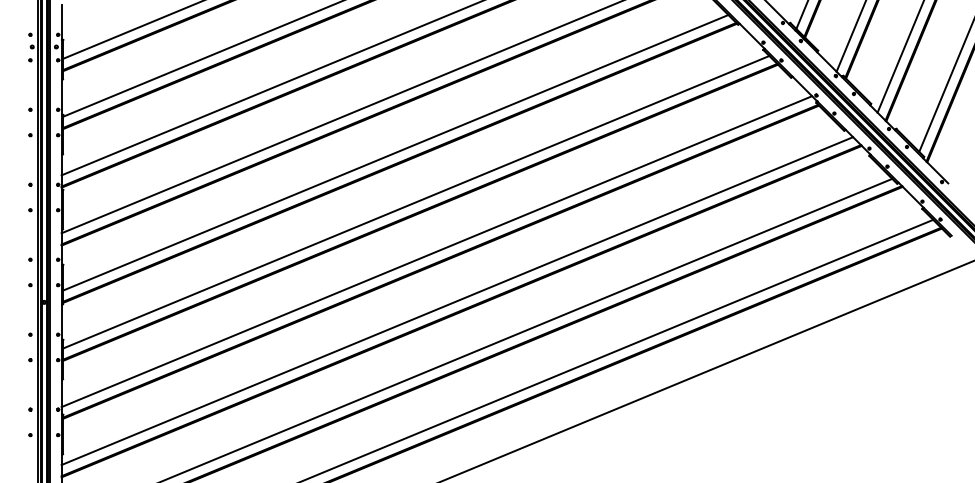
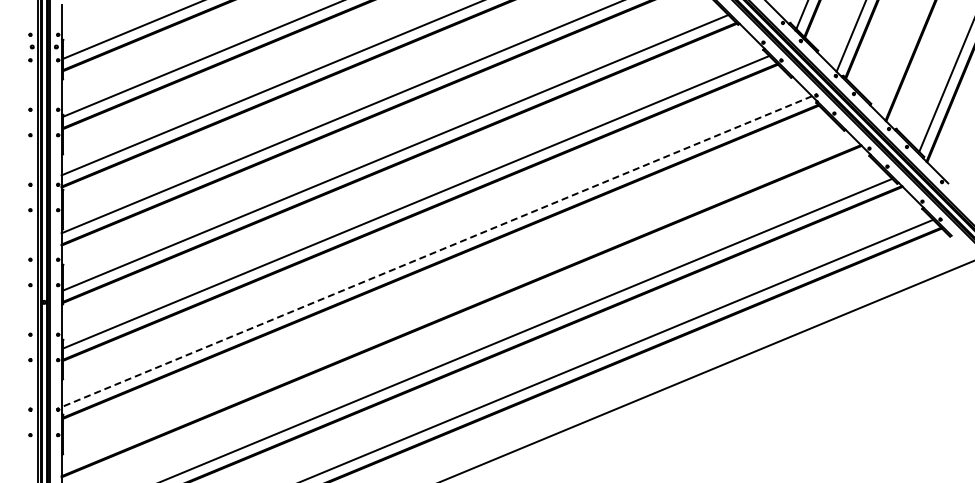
line: present -> none (900, 57)
line: solid -> dashed (436, 251)
line: present -> none (457, 301)
